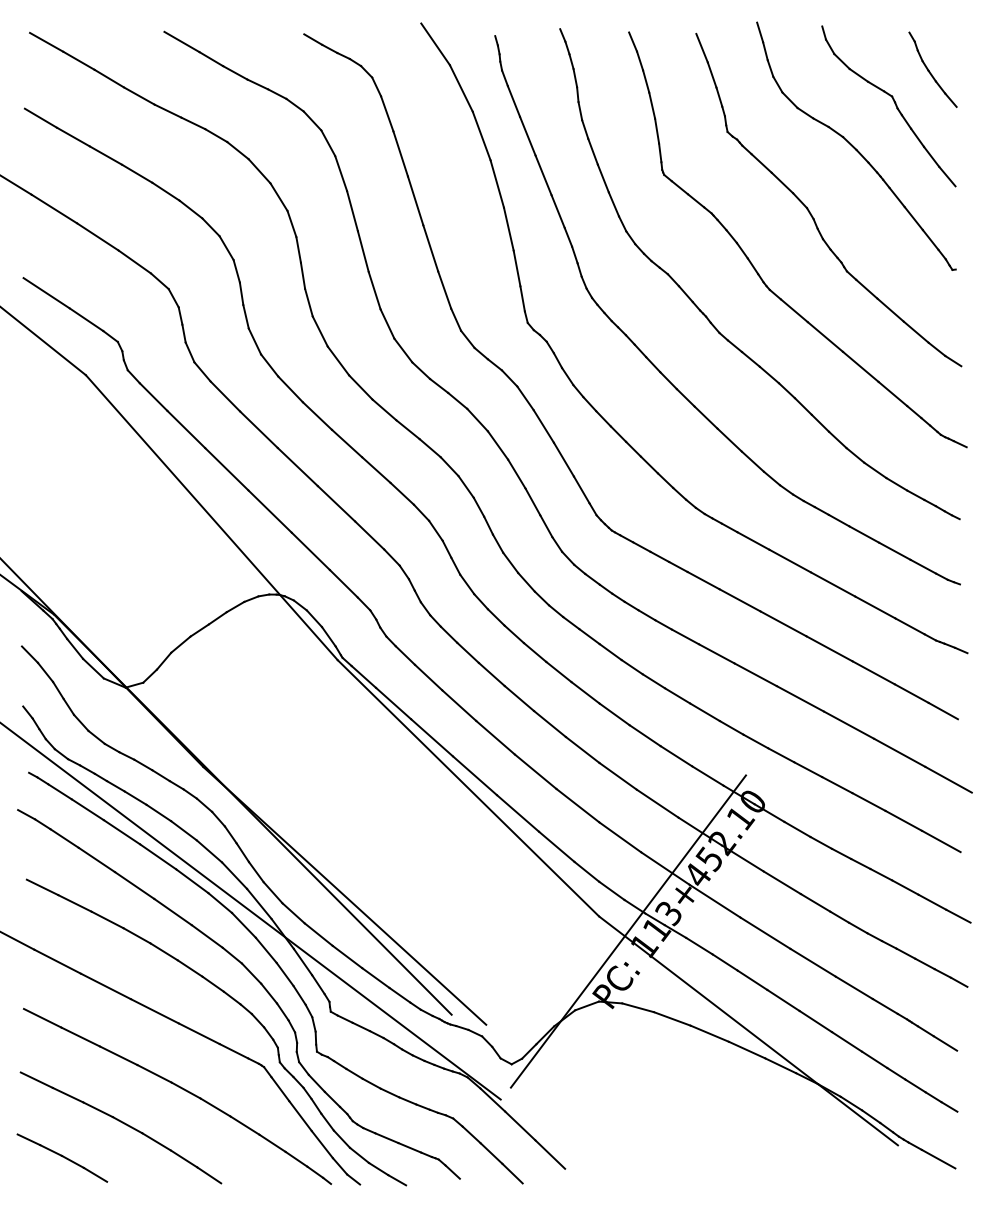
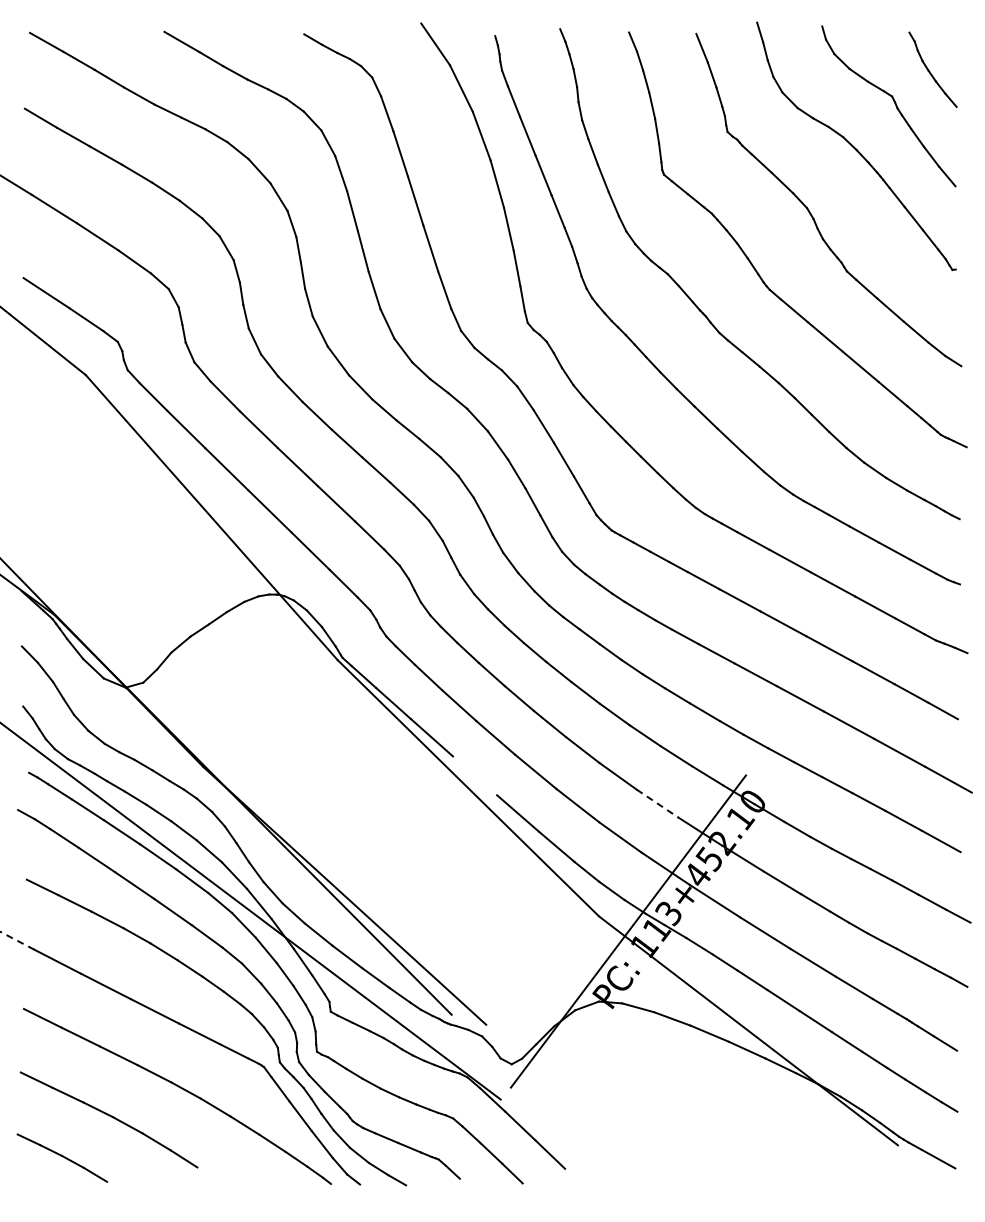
line: present -> none (475, 775)
line: solid -> dashed (658, 803)
line: solid -> dashed (17, 940)
line: present -> none (209, 1175)
